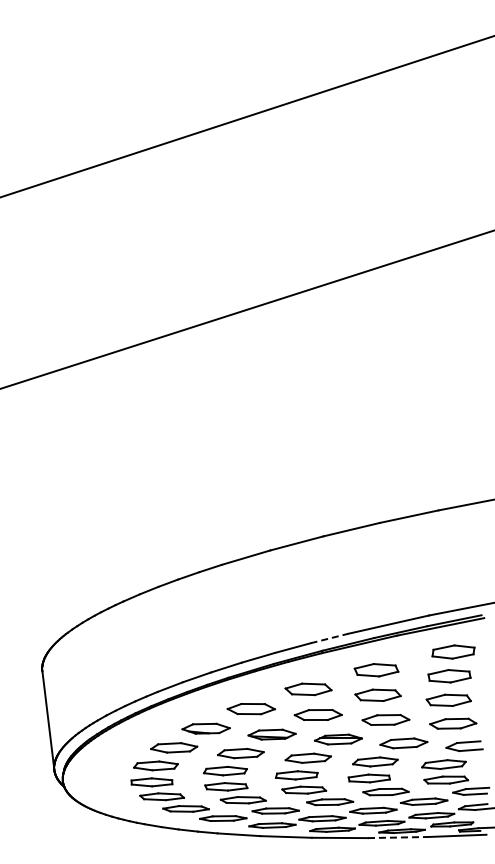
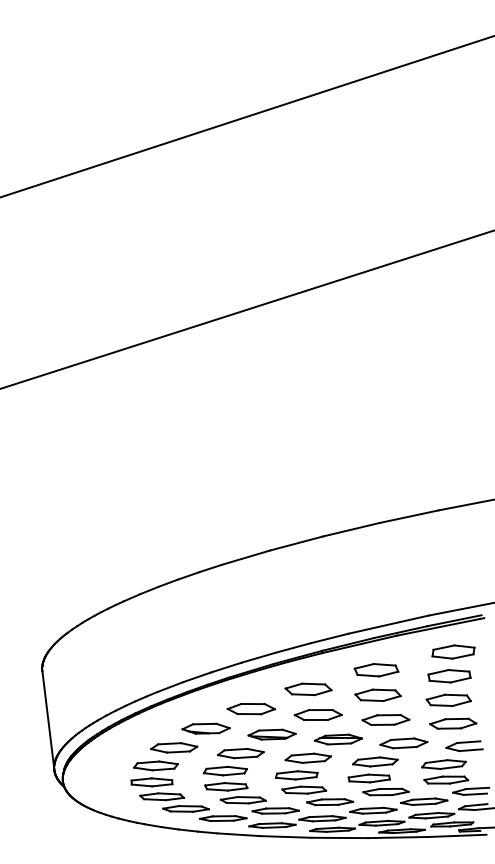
line: dashed -> solid (329, 638)
line: dashed -> solid (398, 837)
